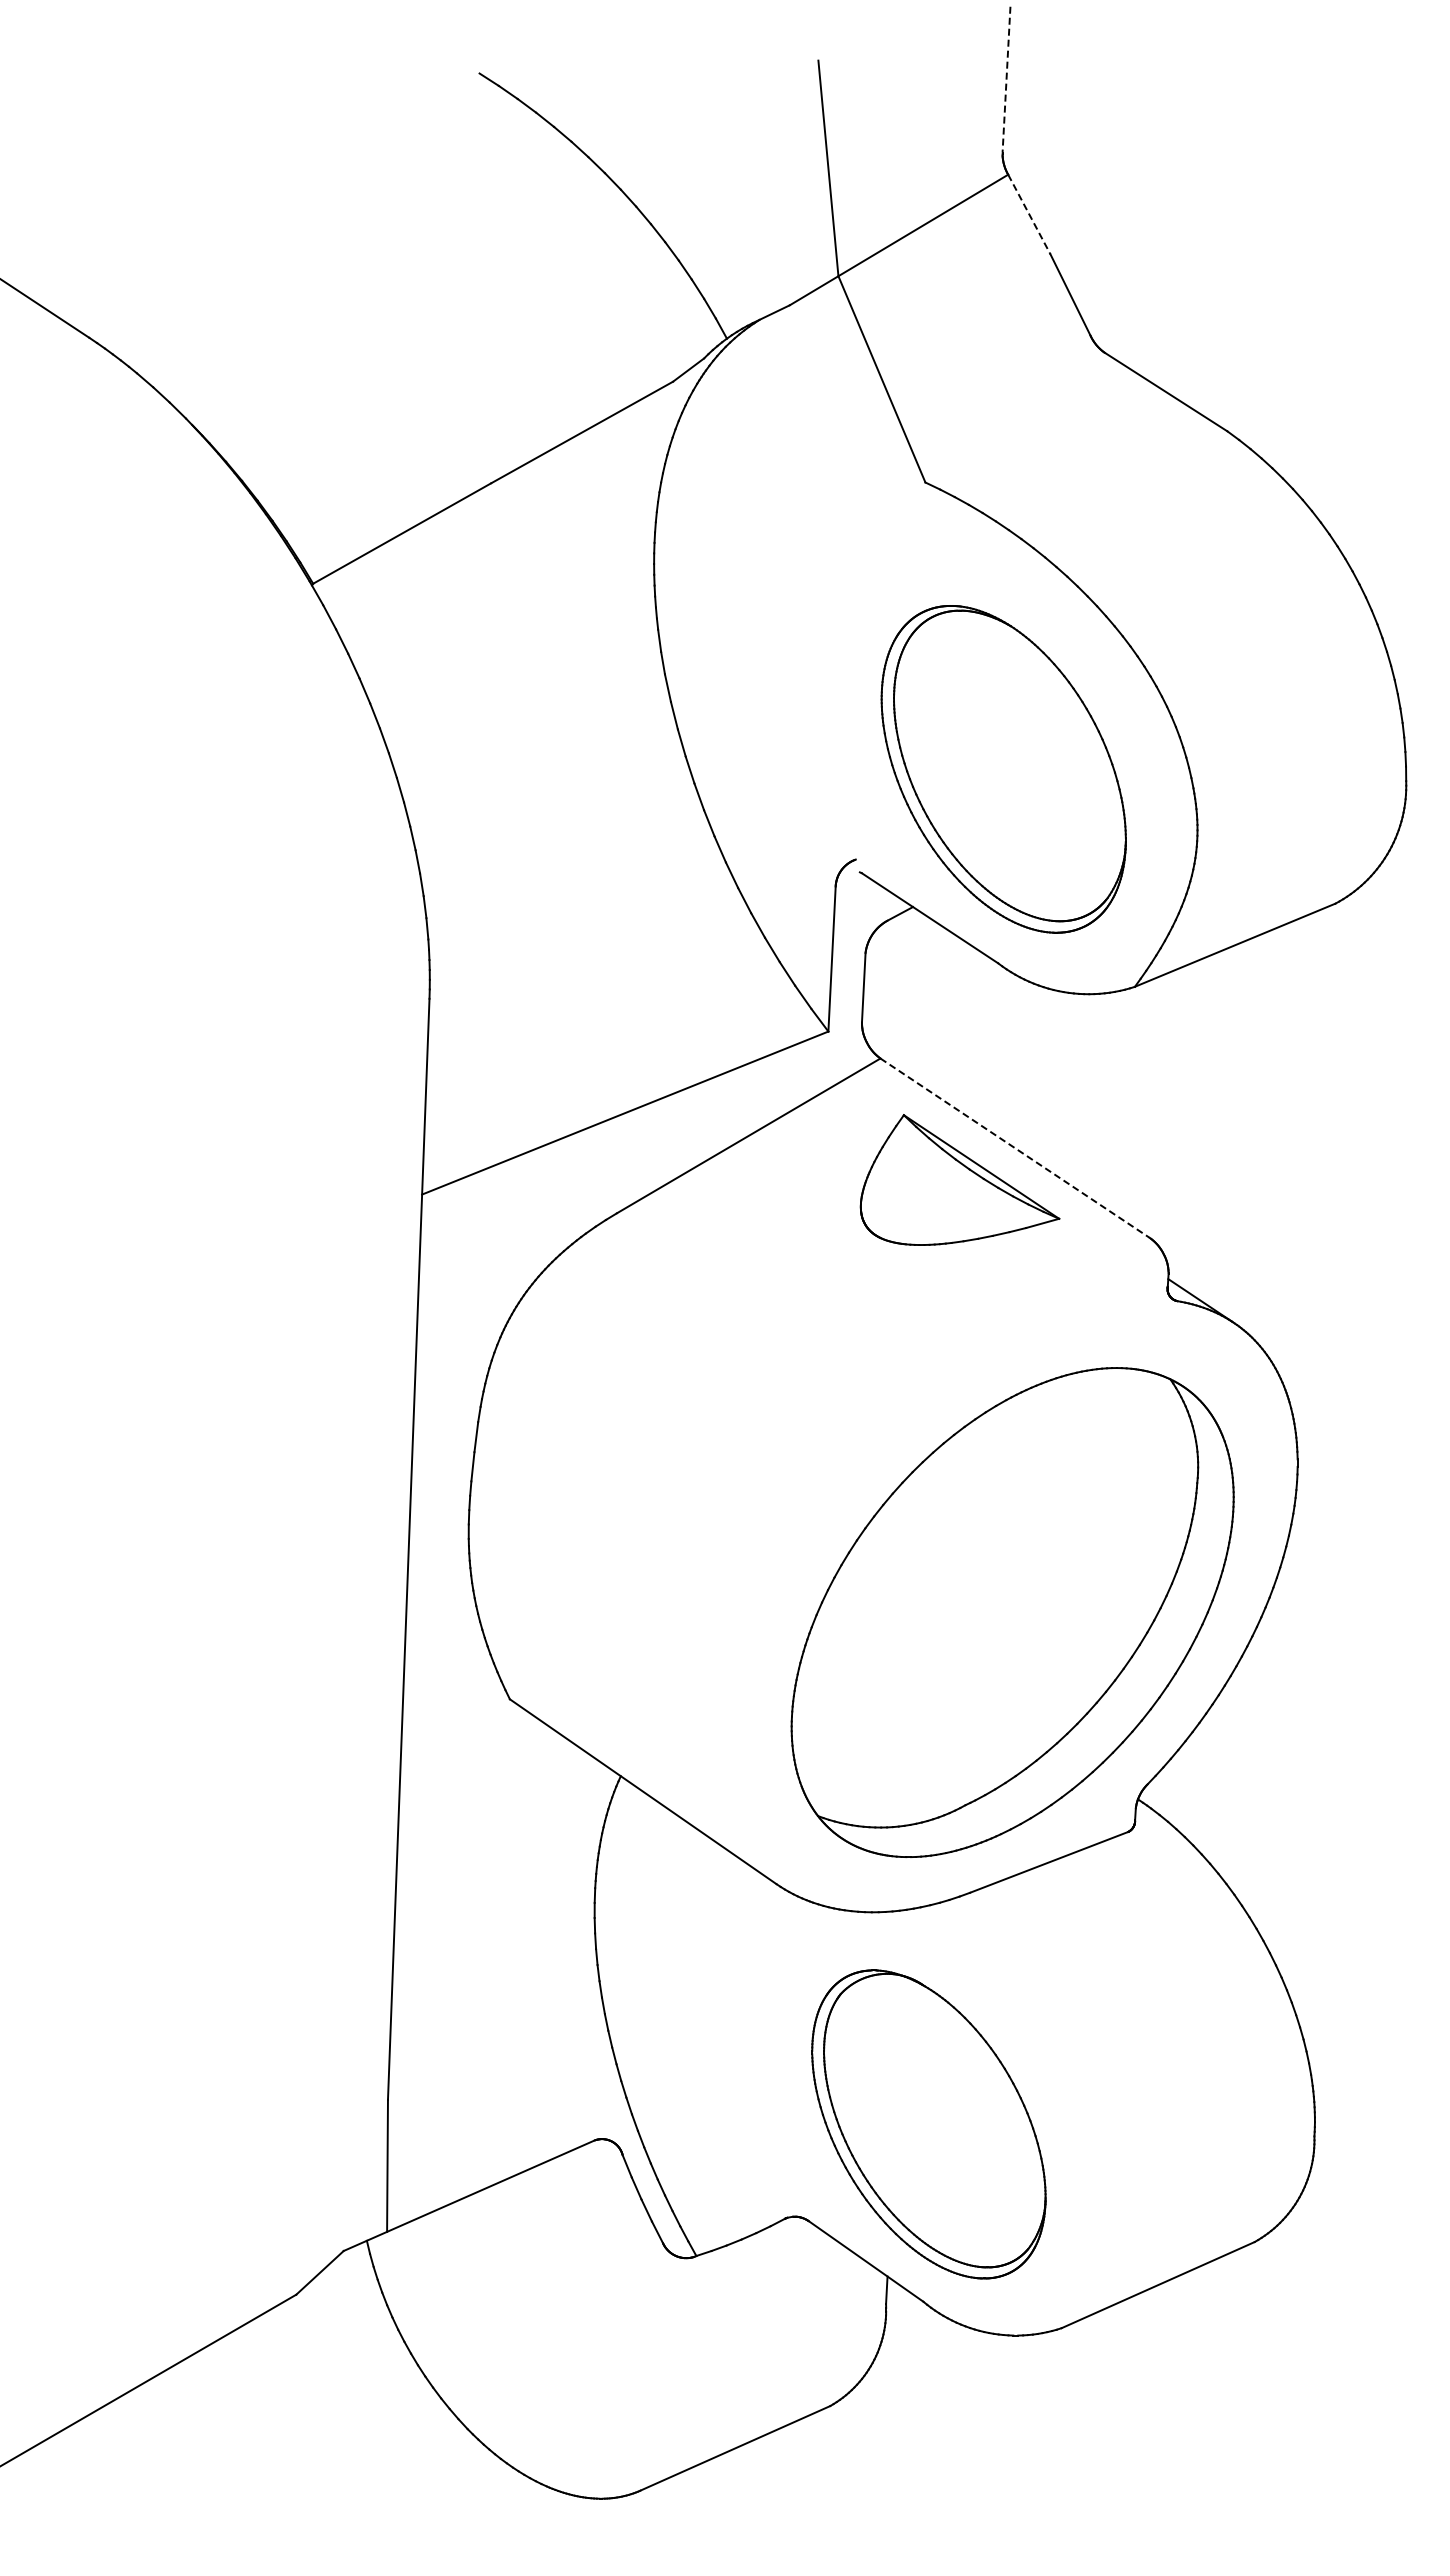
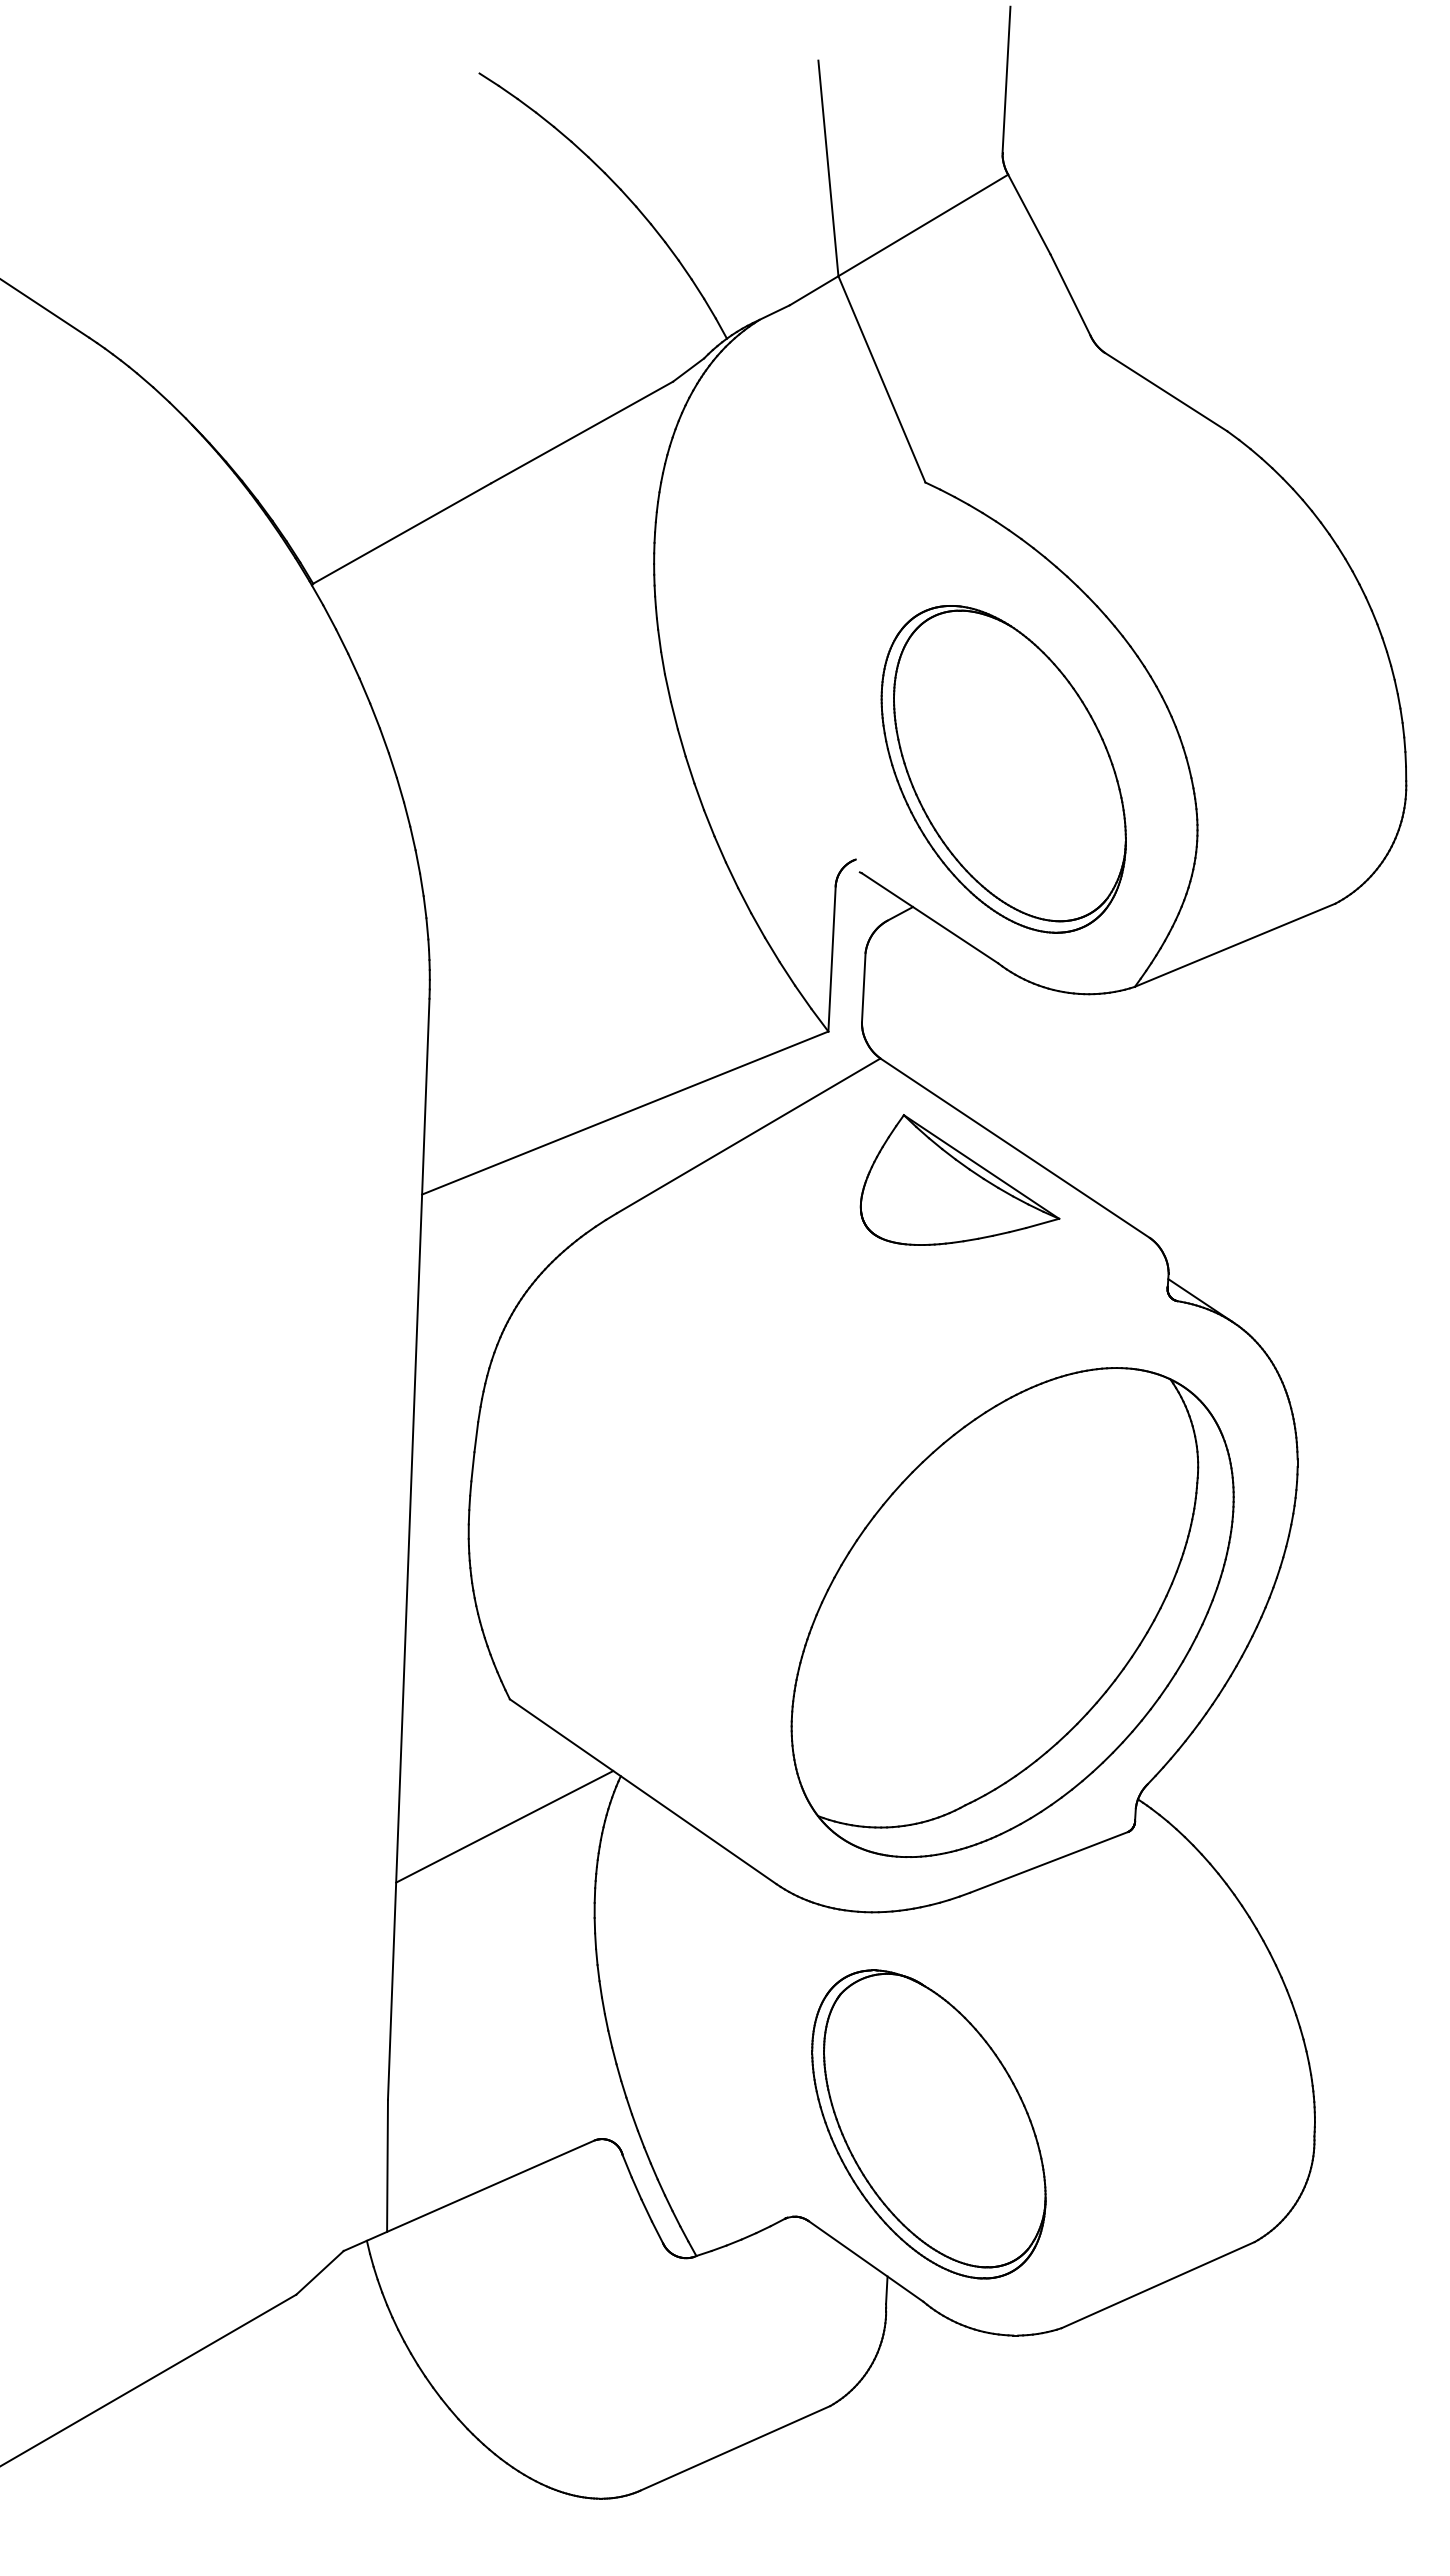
line: dashed -> solid (1006, 80)
line: dashed -> solid (1029, 215)
line: dashed -> solid (1015, 1148)
line: none -> present (504, 1826)
